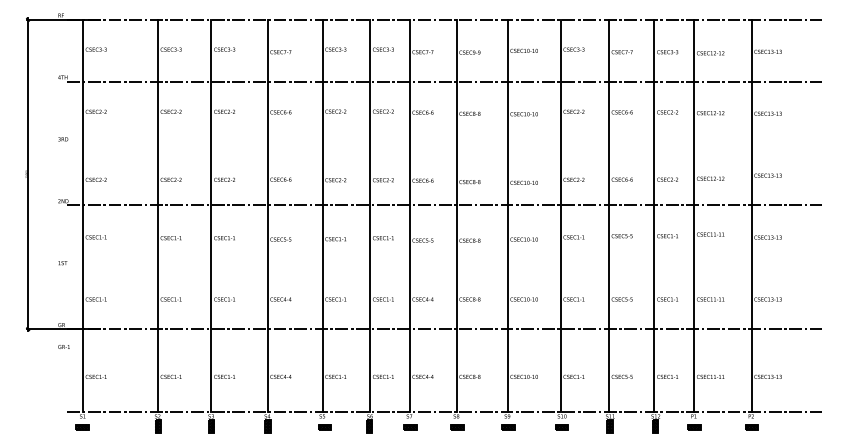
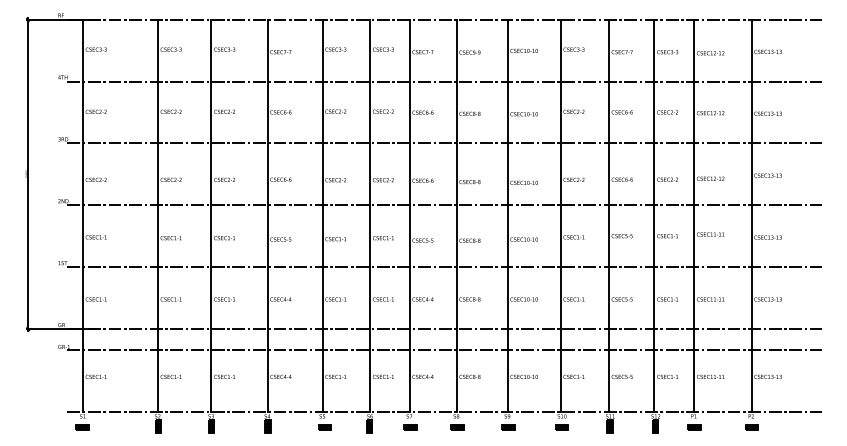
line: none -> present (444, 143)
line: none -> present (444, 267)
line: none -> present (444, 349)
